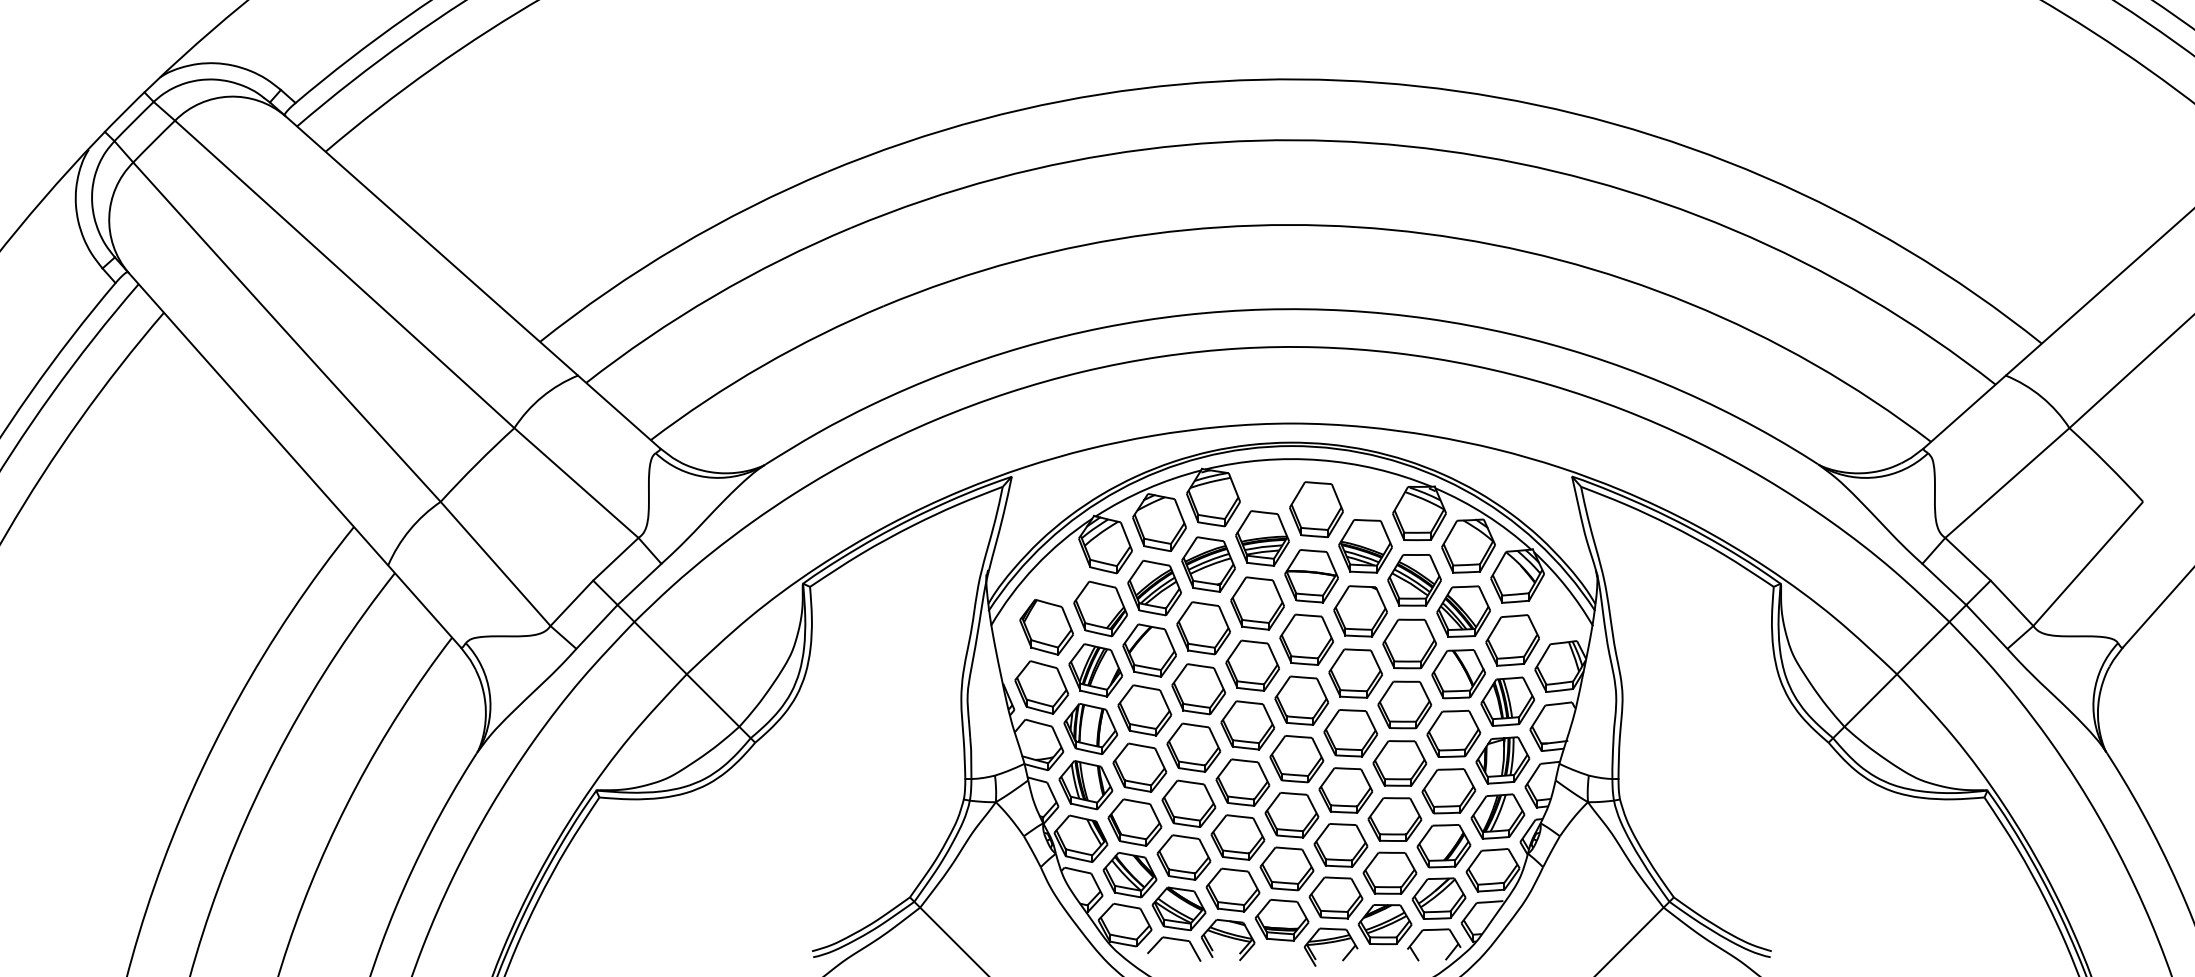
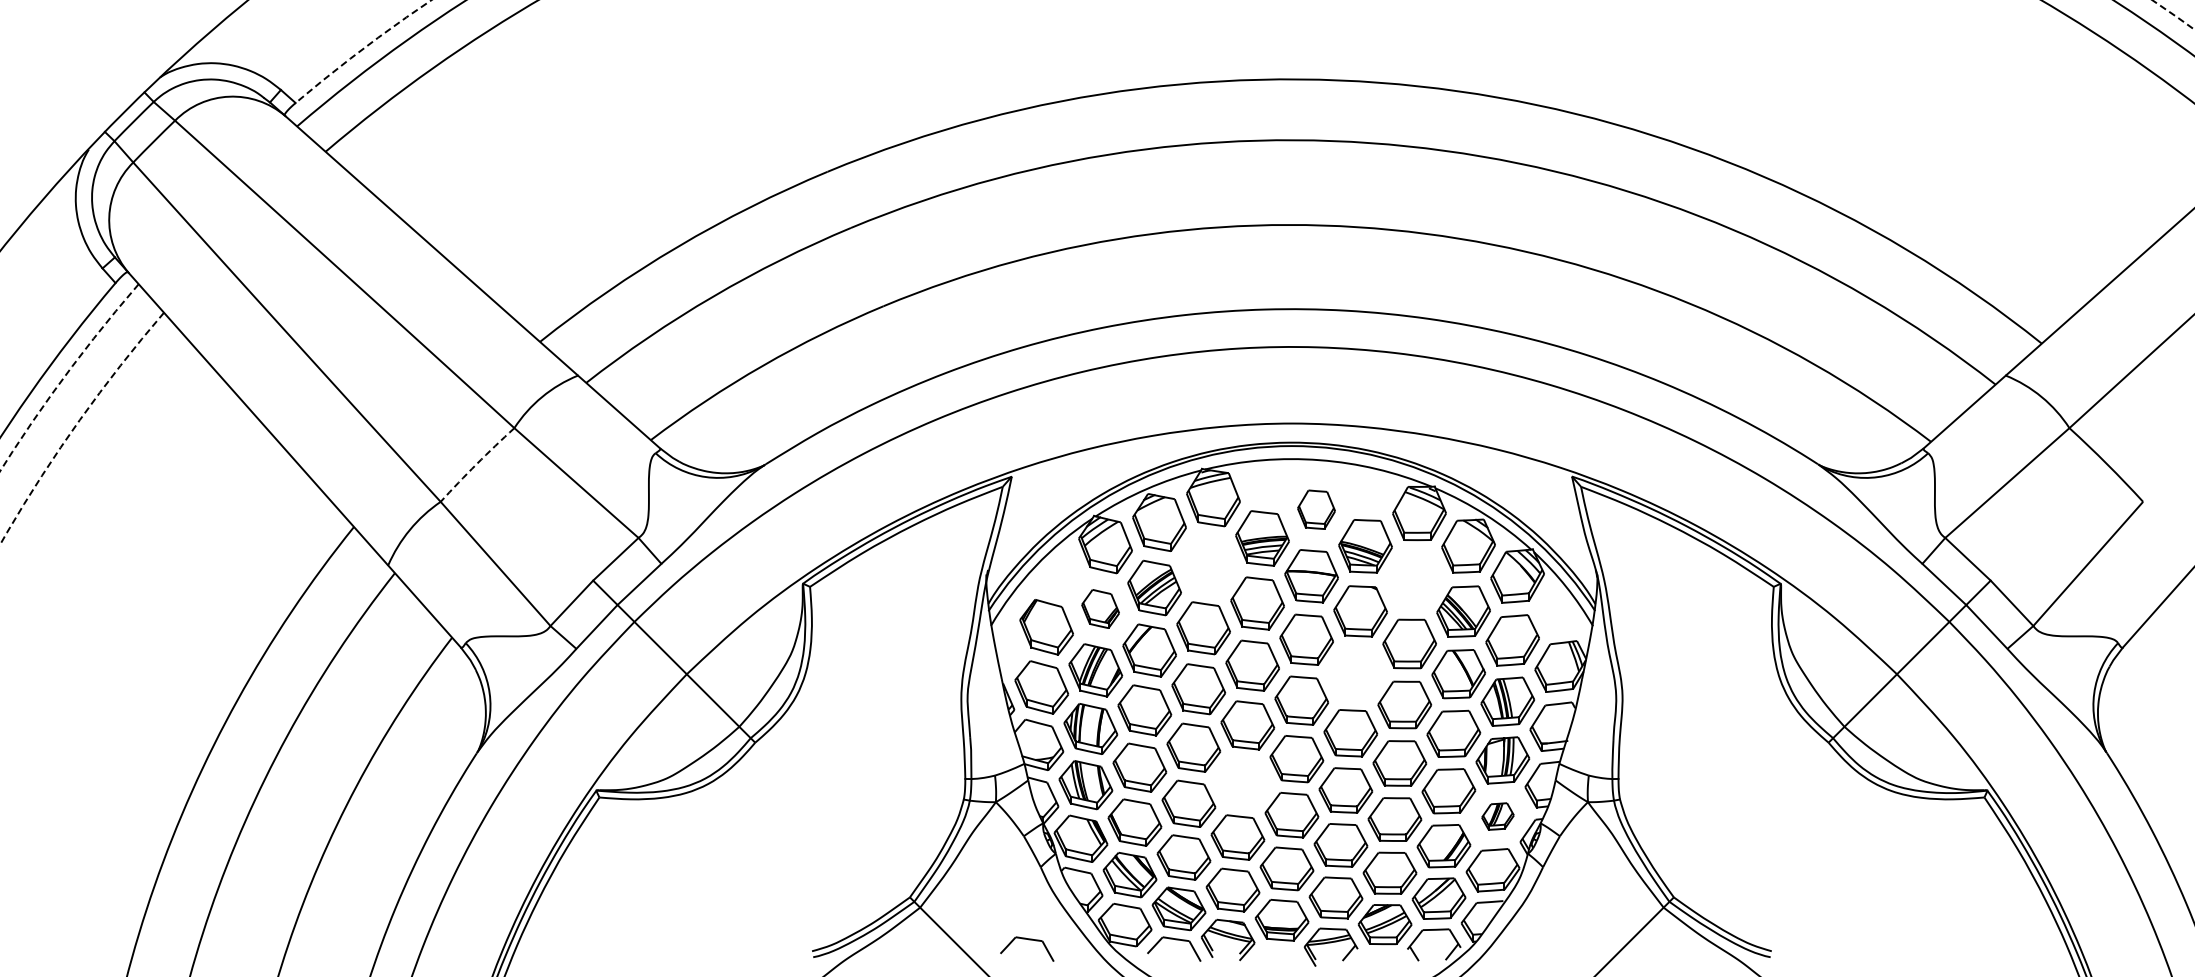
arc: solid -> dashed (382, 34)
arc: solid -> dashed (66, 374)
arc: solid -> dashed (76, 424)
arc: solid -> dashed (476, 464)
part size: 55x58 px -> 39x41 px (1316, 509)
part: present -> none (1208, 564)
part: present -> none (1414, 580)
part size: 55x58 px -> 39x40 px (1100, 608)
part: present -> none (1355, 673)
part: present -> none (1242, 782)
part size: 56x47 px -> 34x29 px (1497, 816)
part: none -> present (1028, 940)
